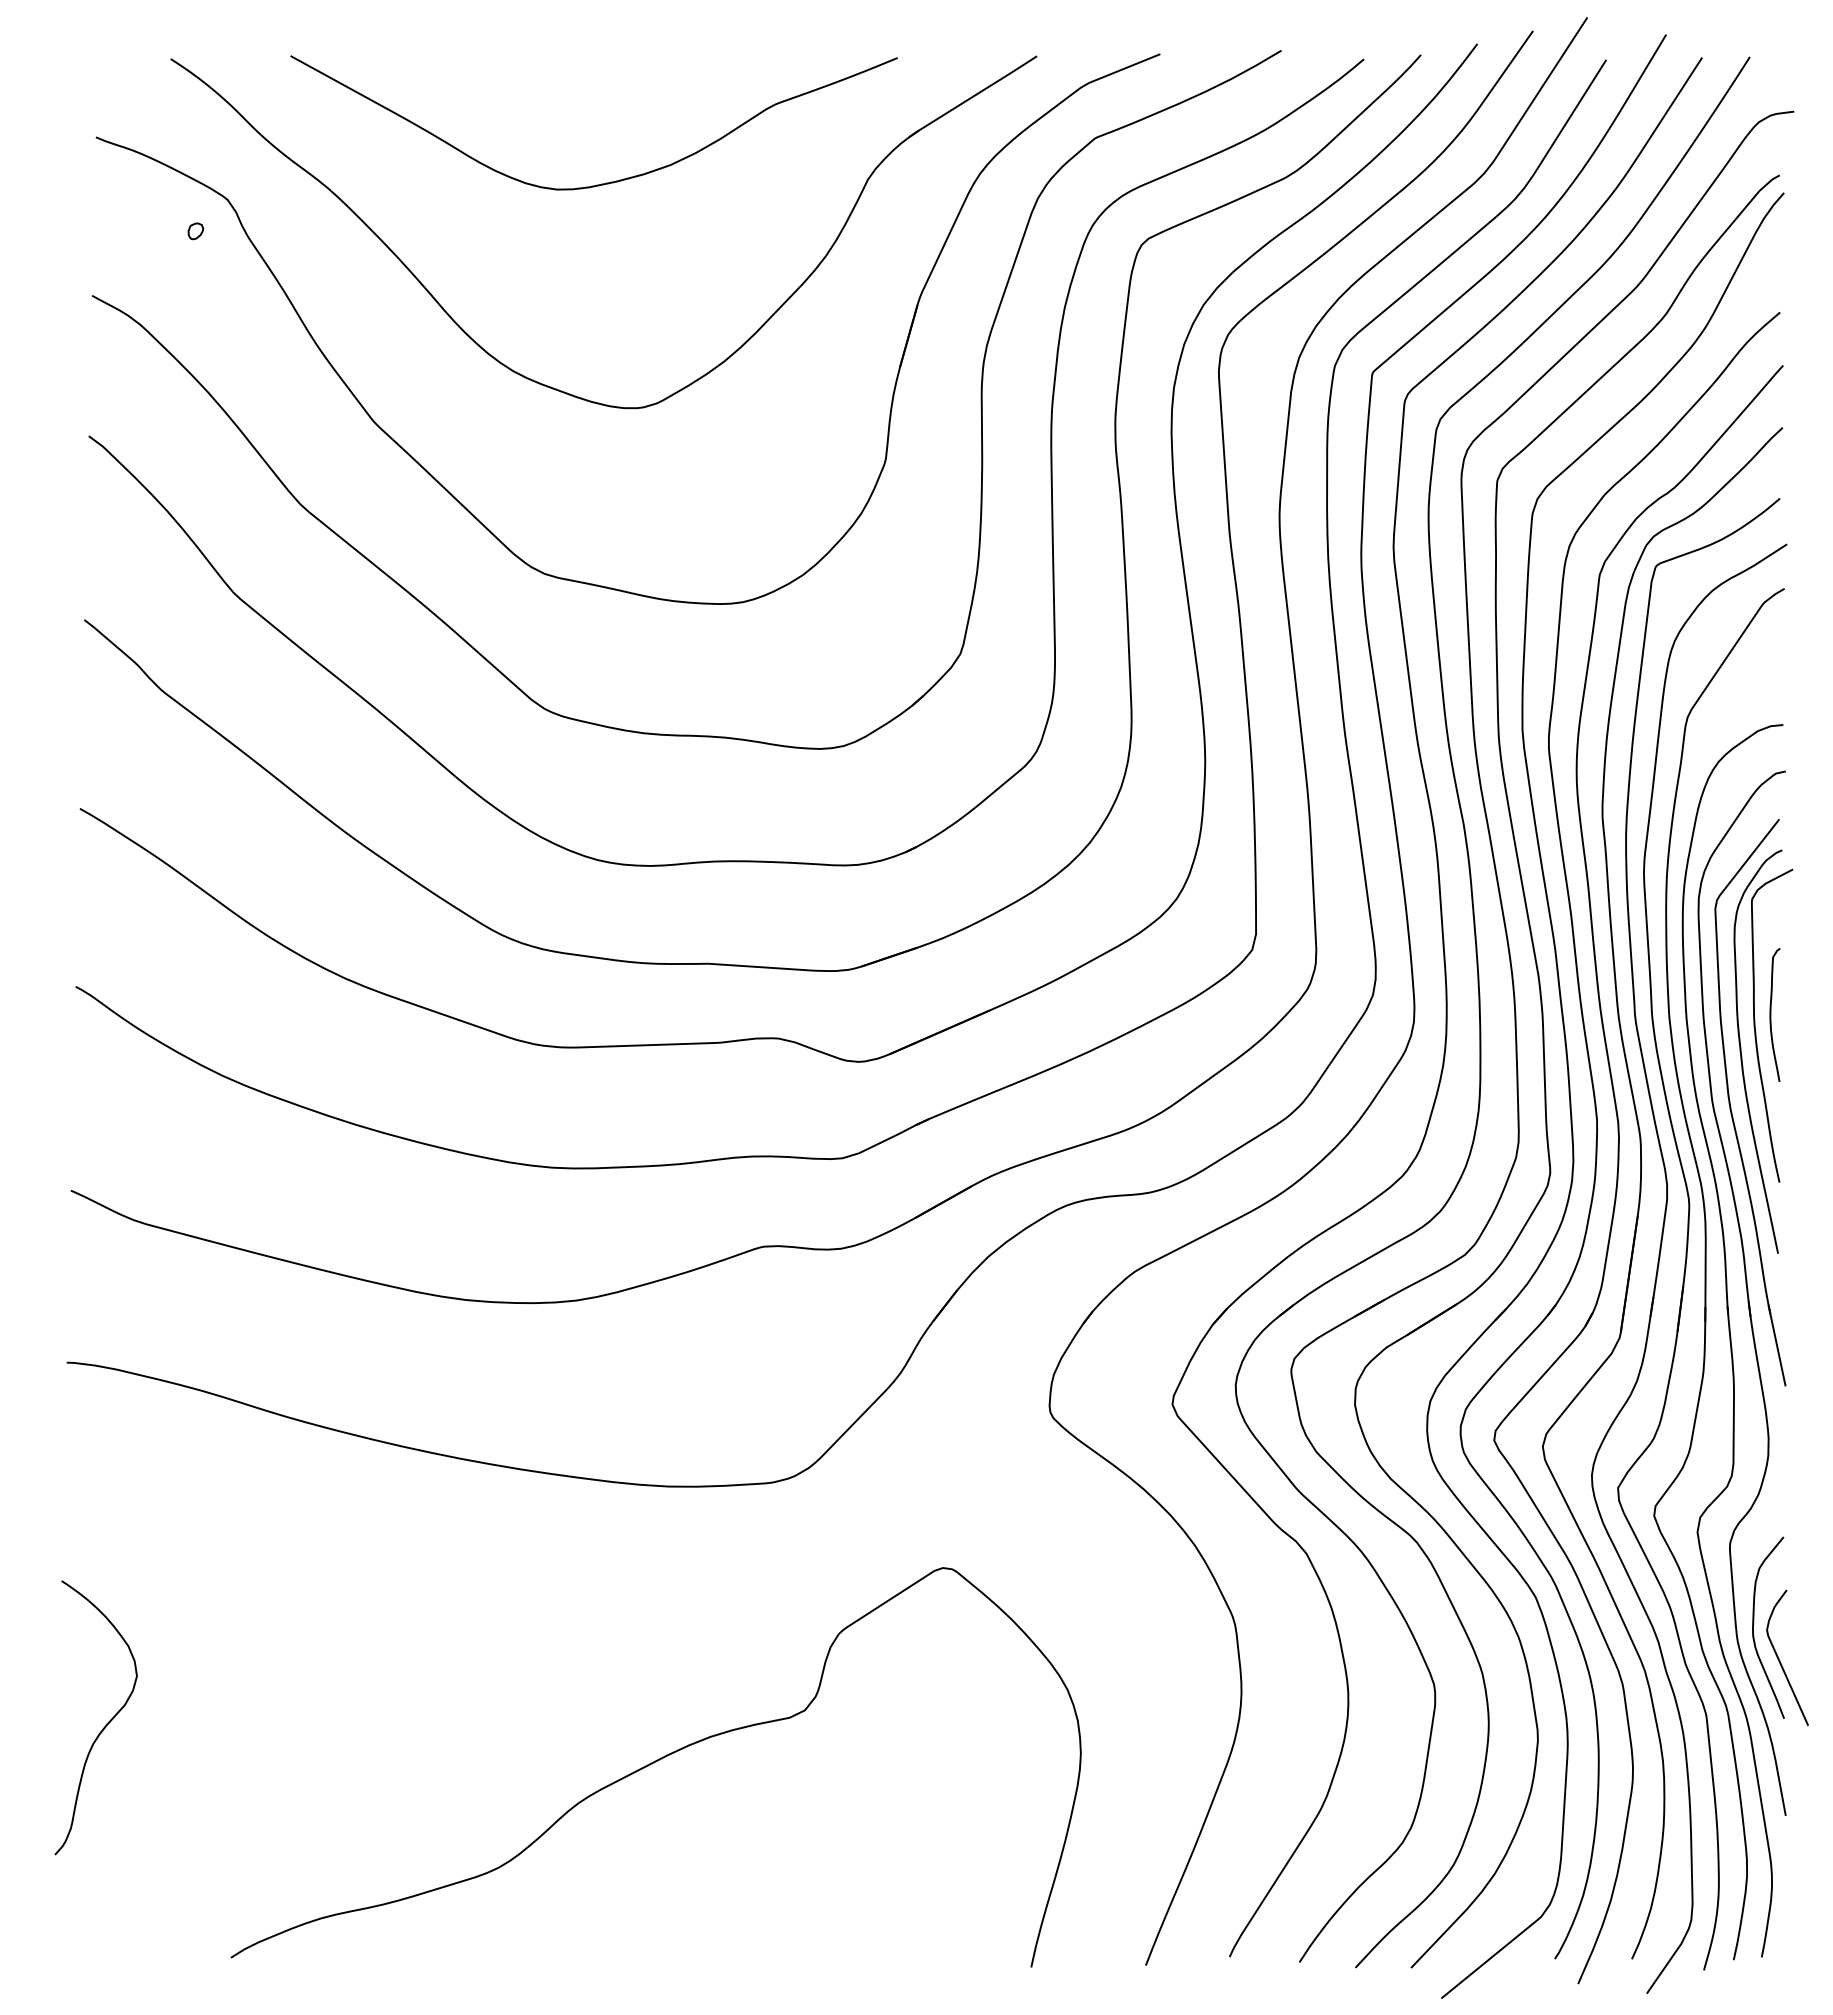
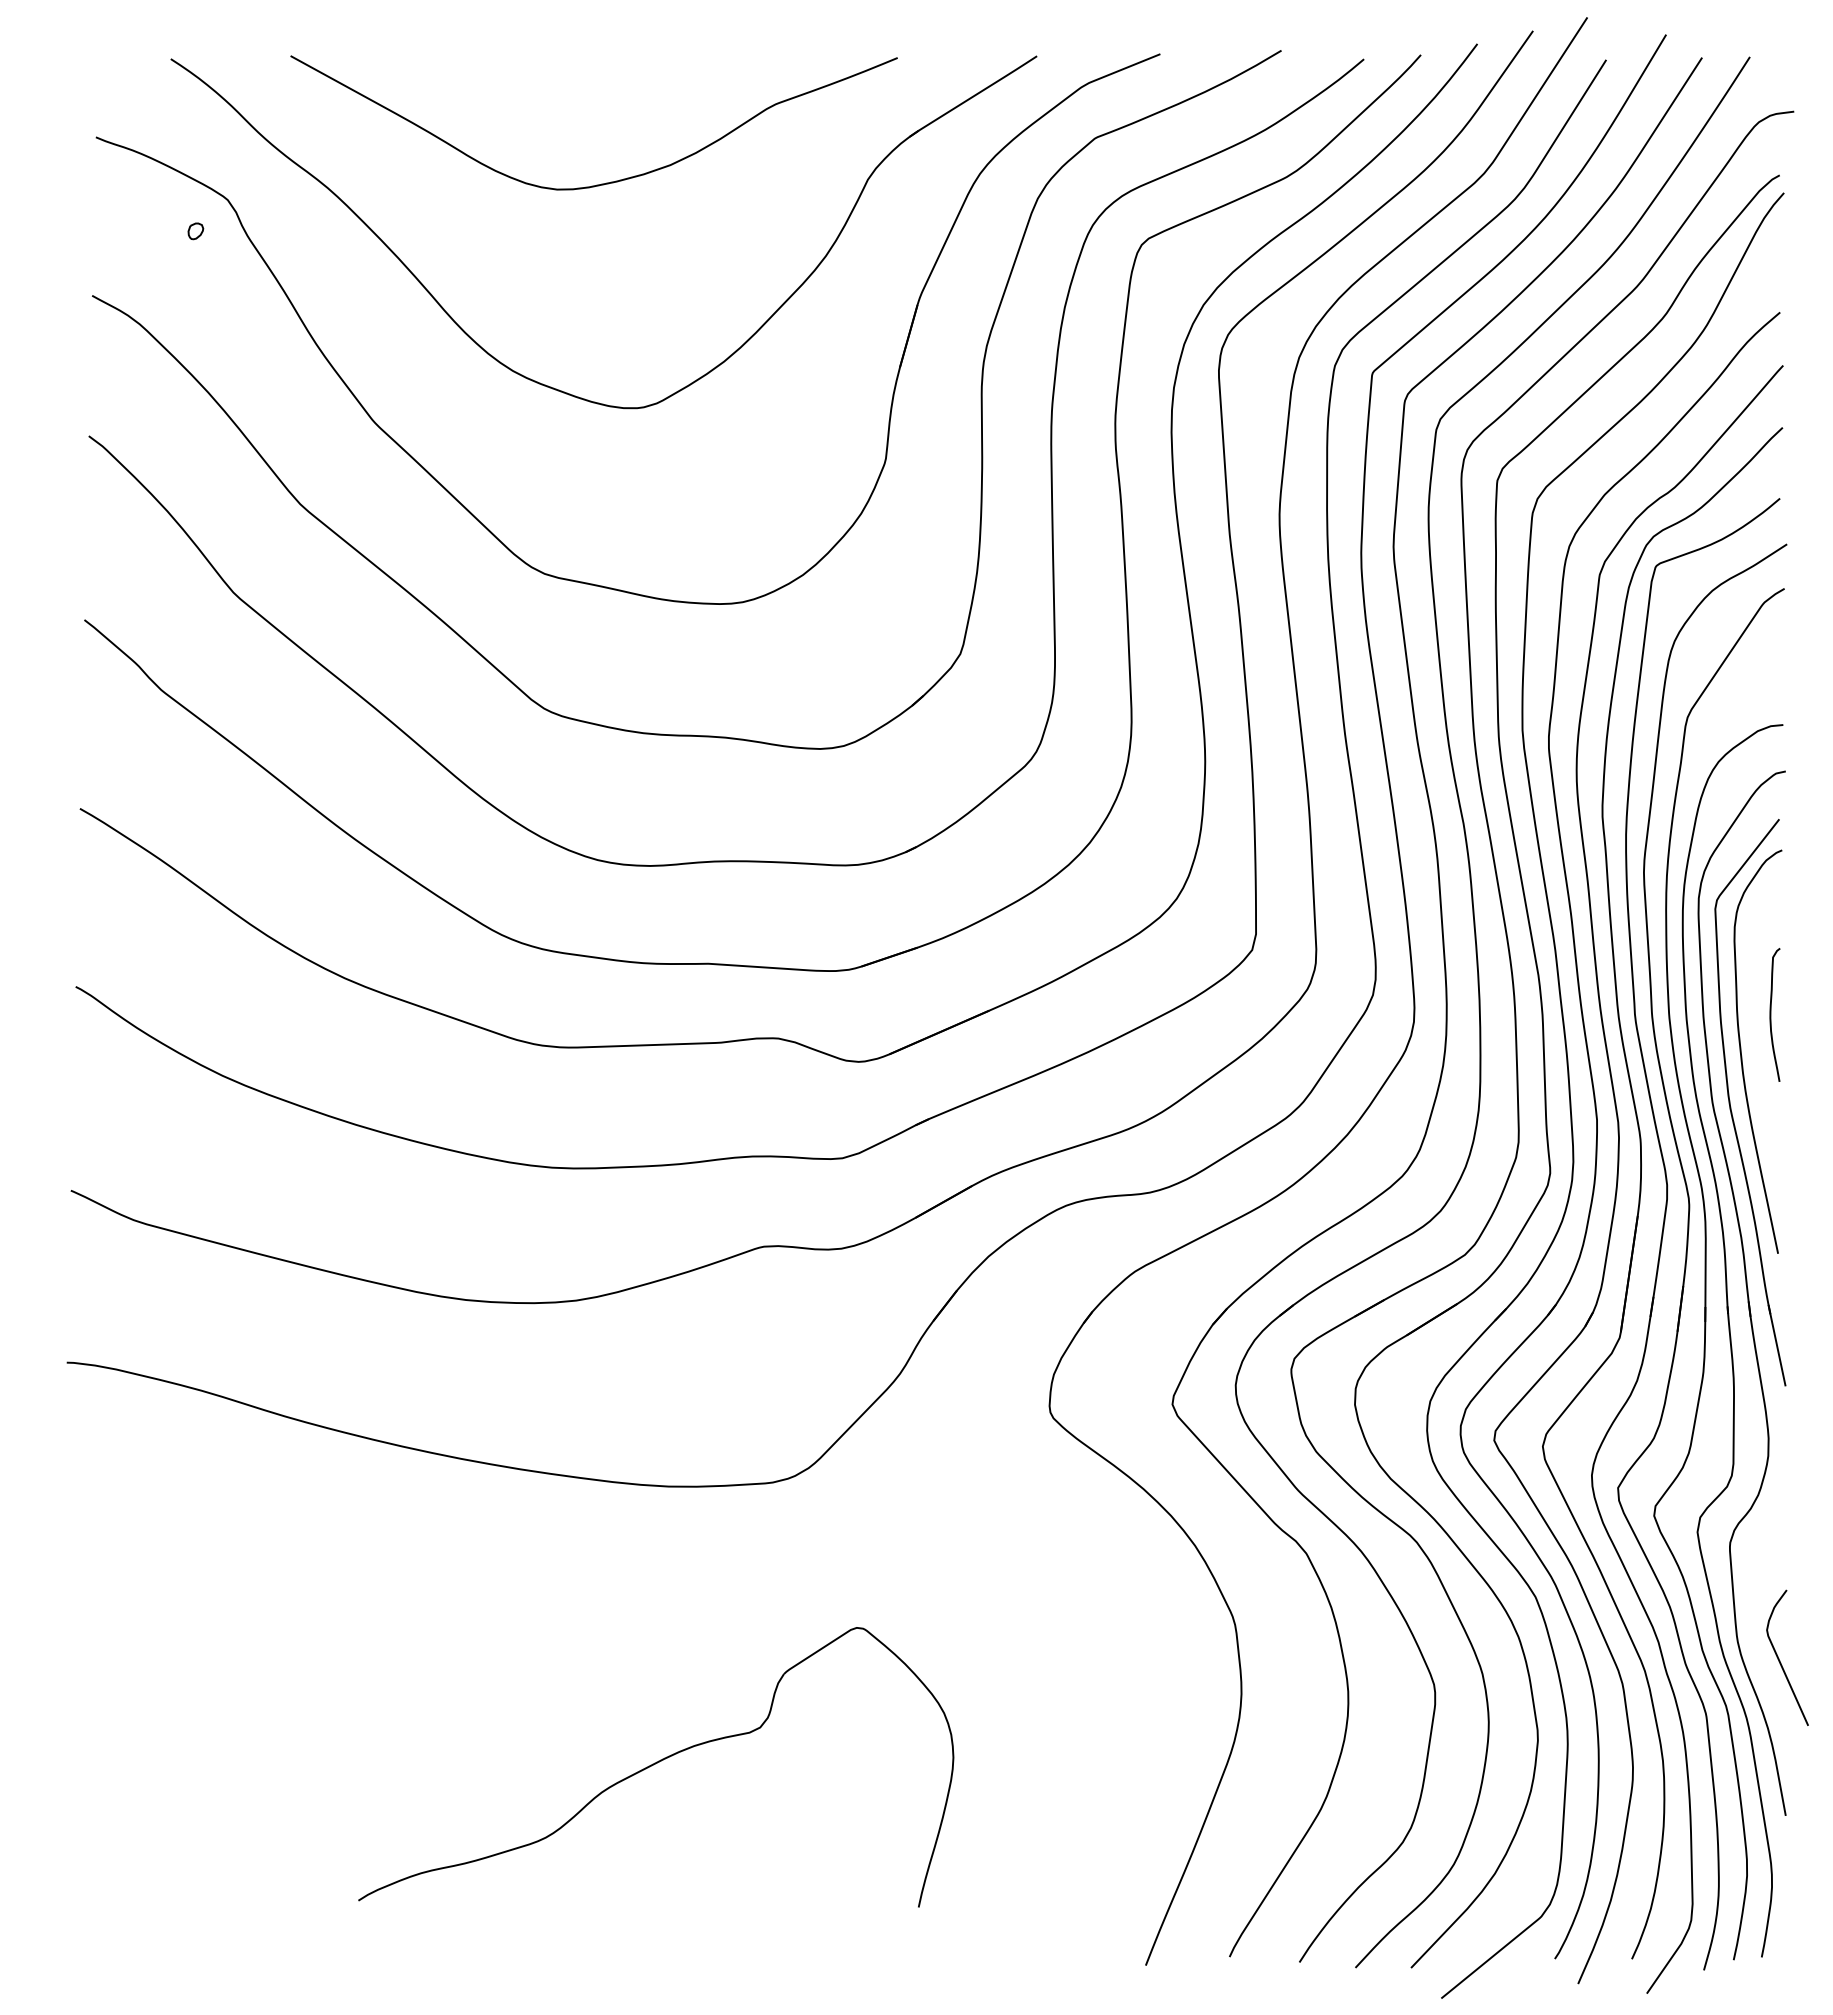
curve: present -> none (1755, 1025)
curve: present -> none (1754, 1622)
curve: present -> none (104, 1726)
part size: 852x401 px -> 597x281 px (656, 1767)
